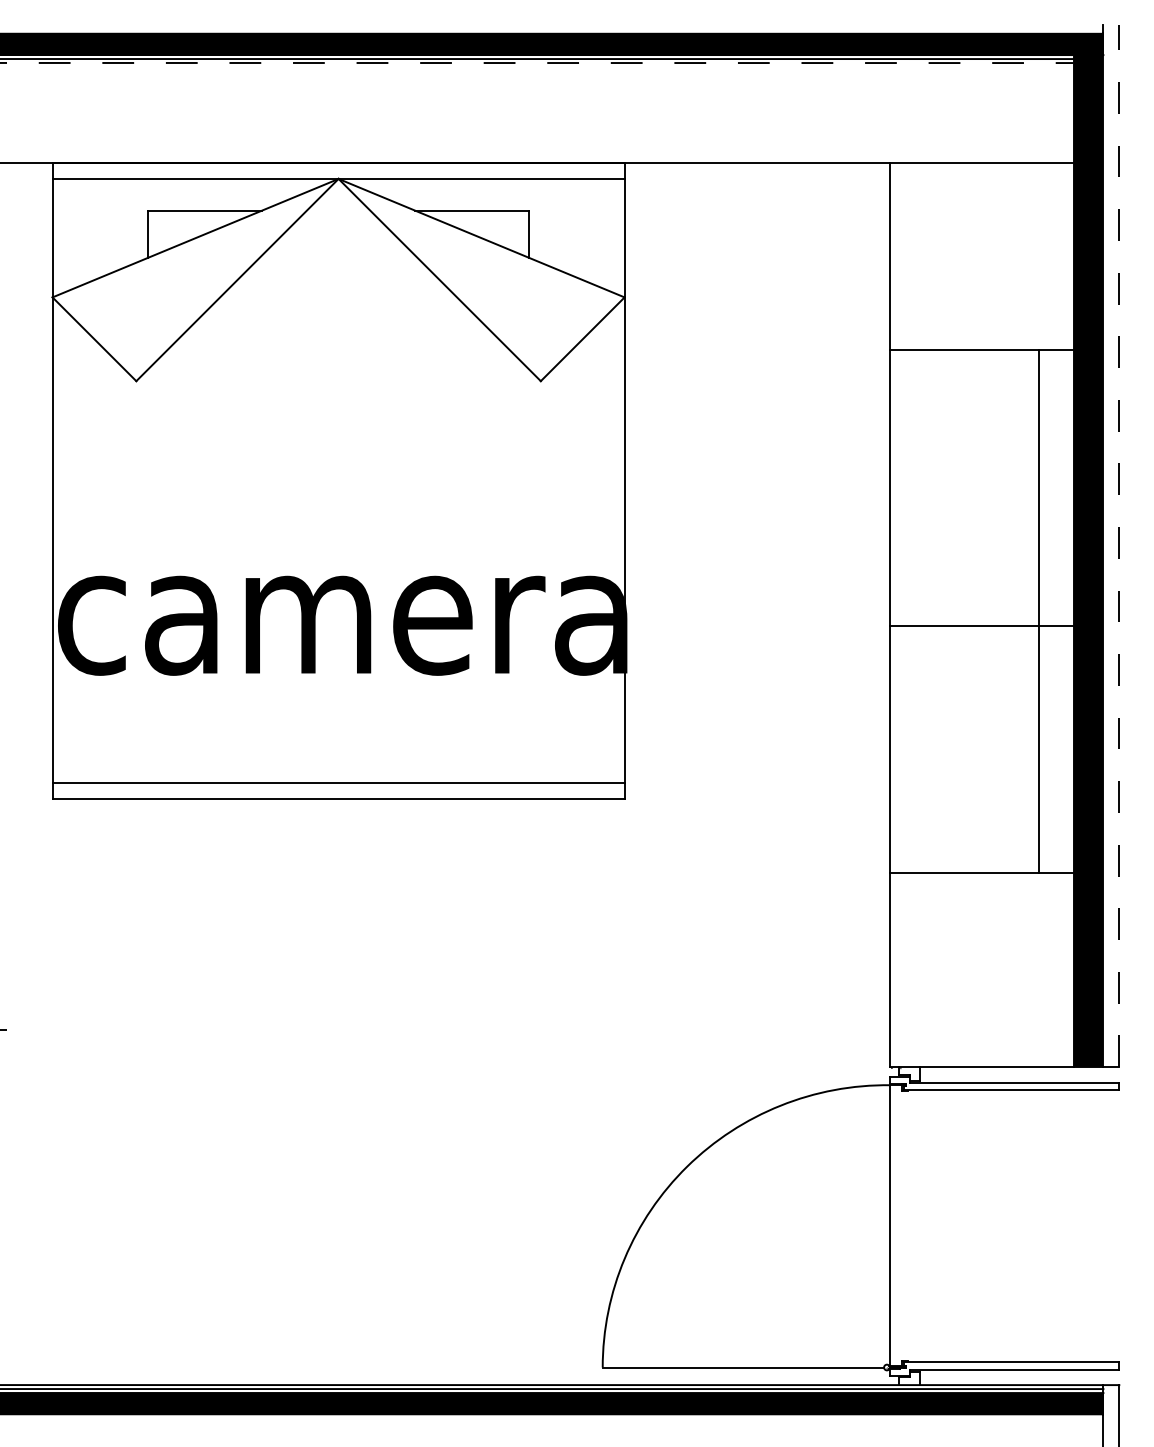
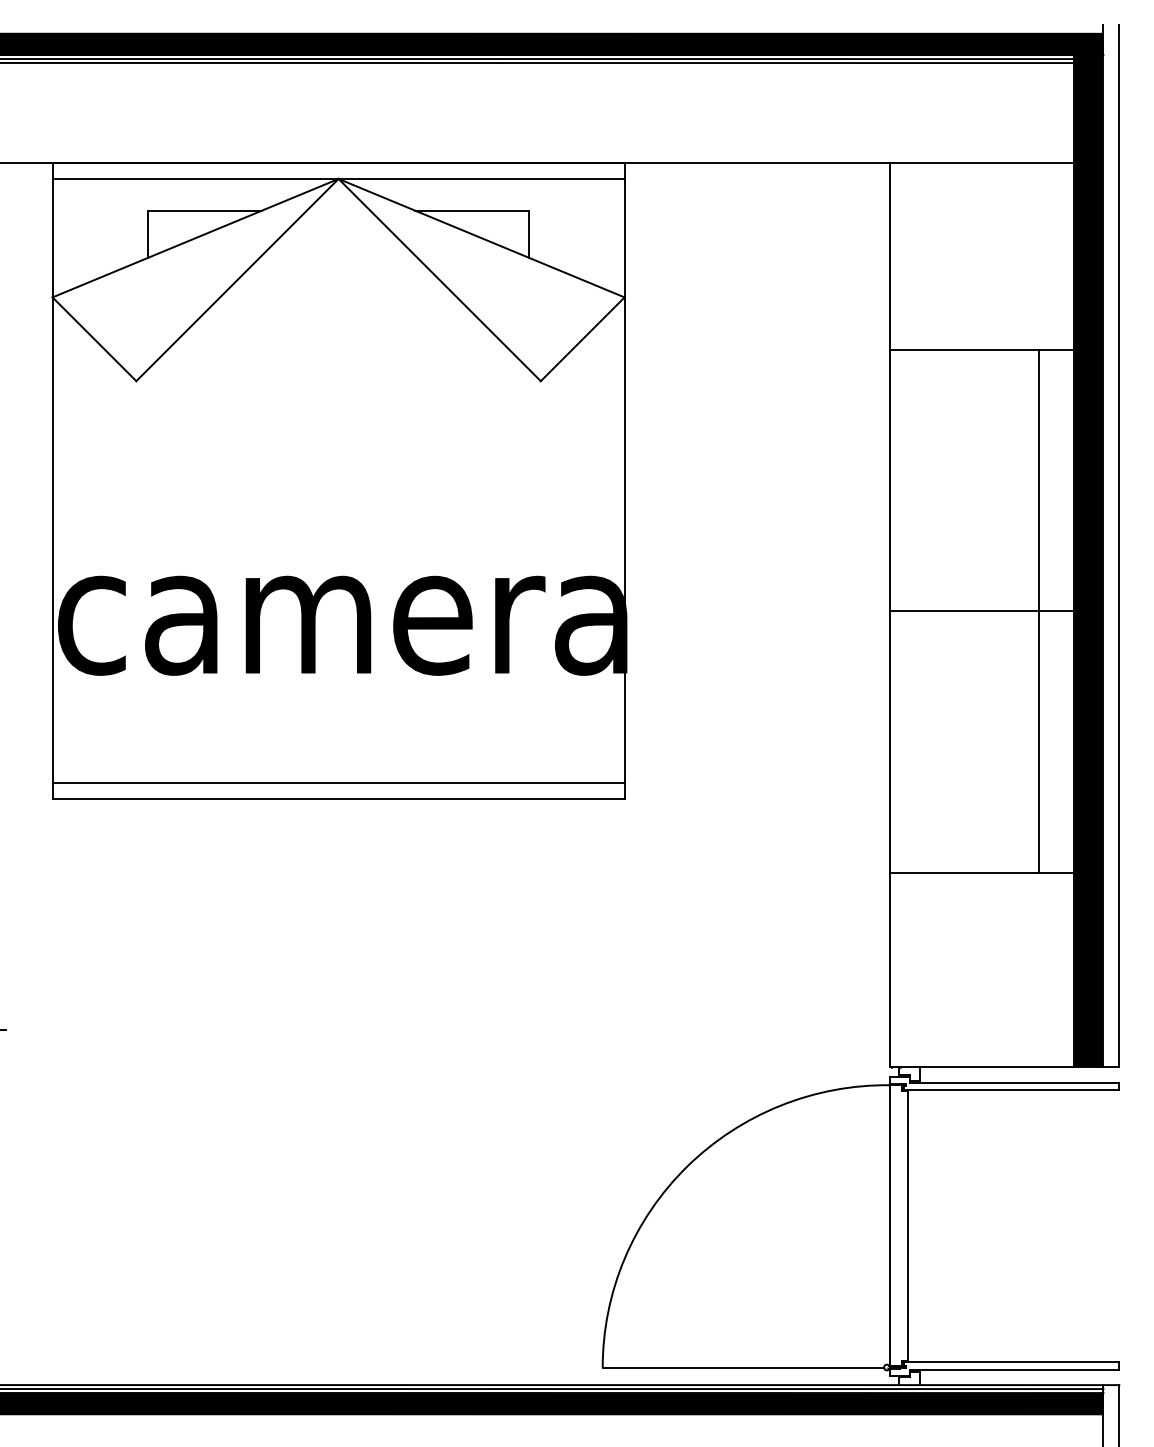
line: dashed -> solid (537, 63)
line: dashed -> solid (1119, 545)
line position: (981, 626) -> (981, 611) (981, 611)
line: none -> present (907, 1225)
